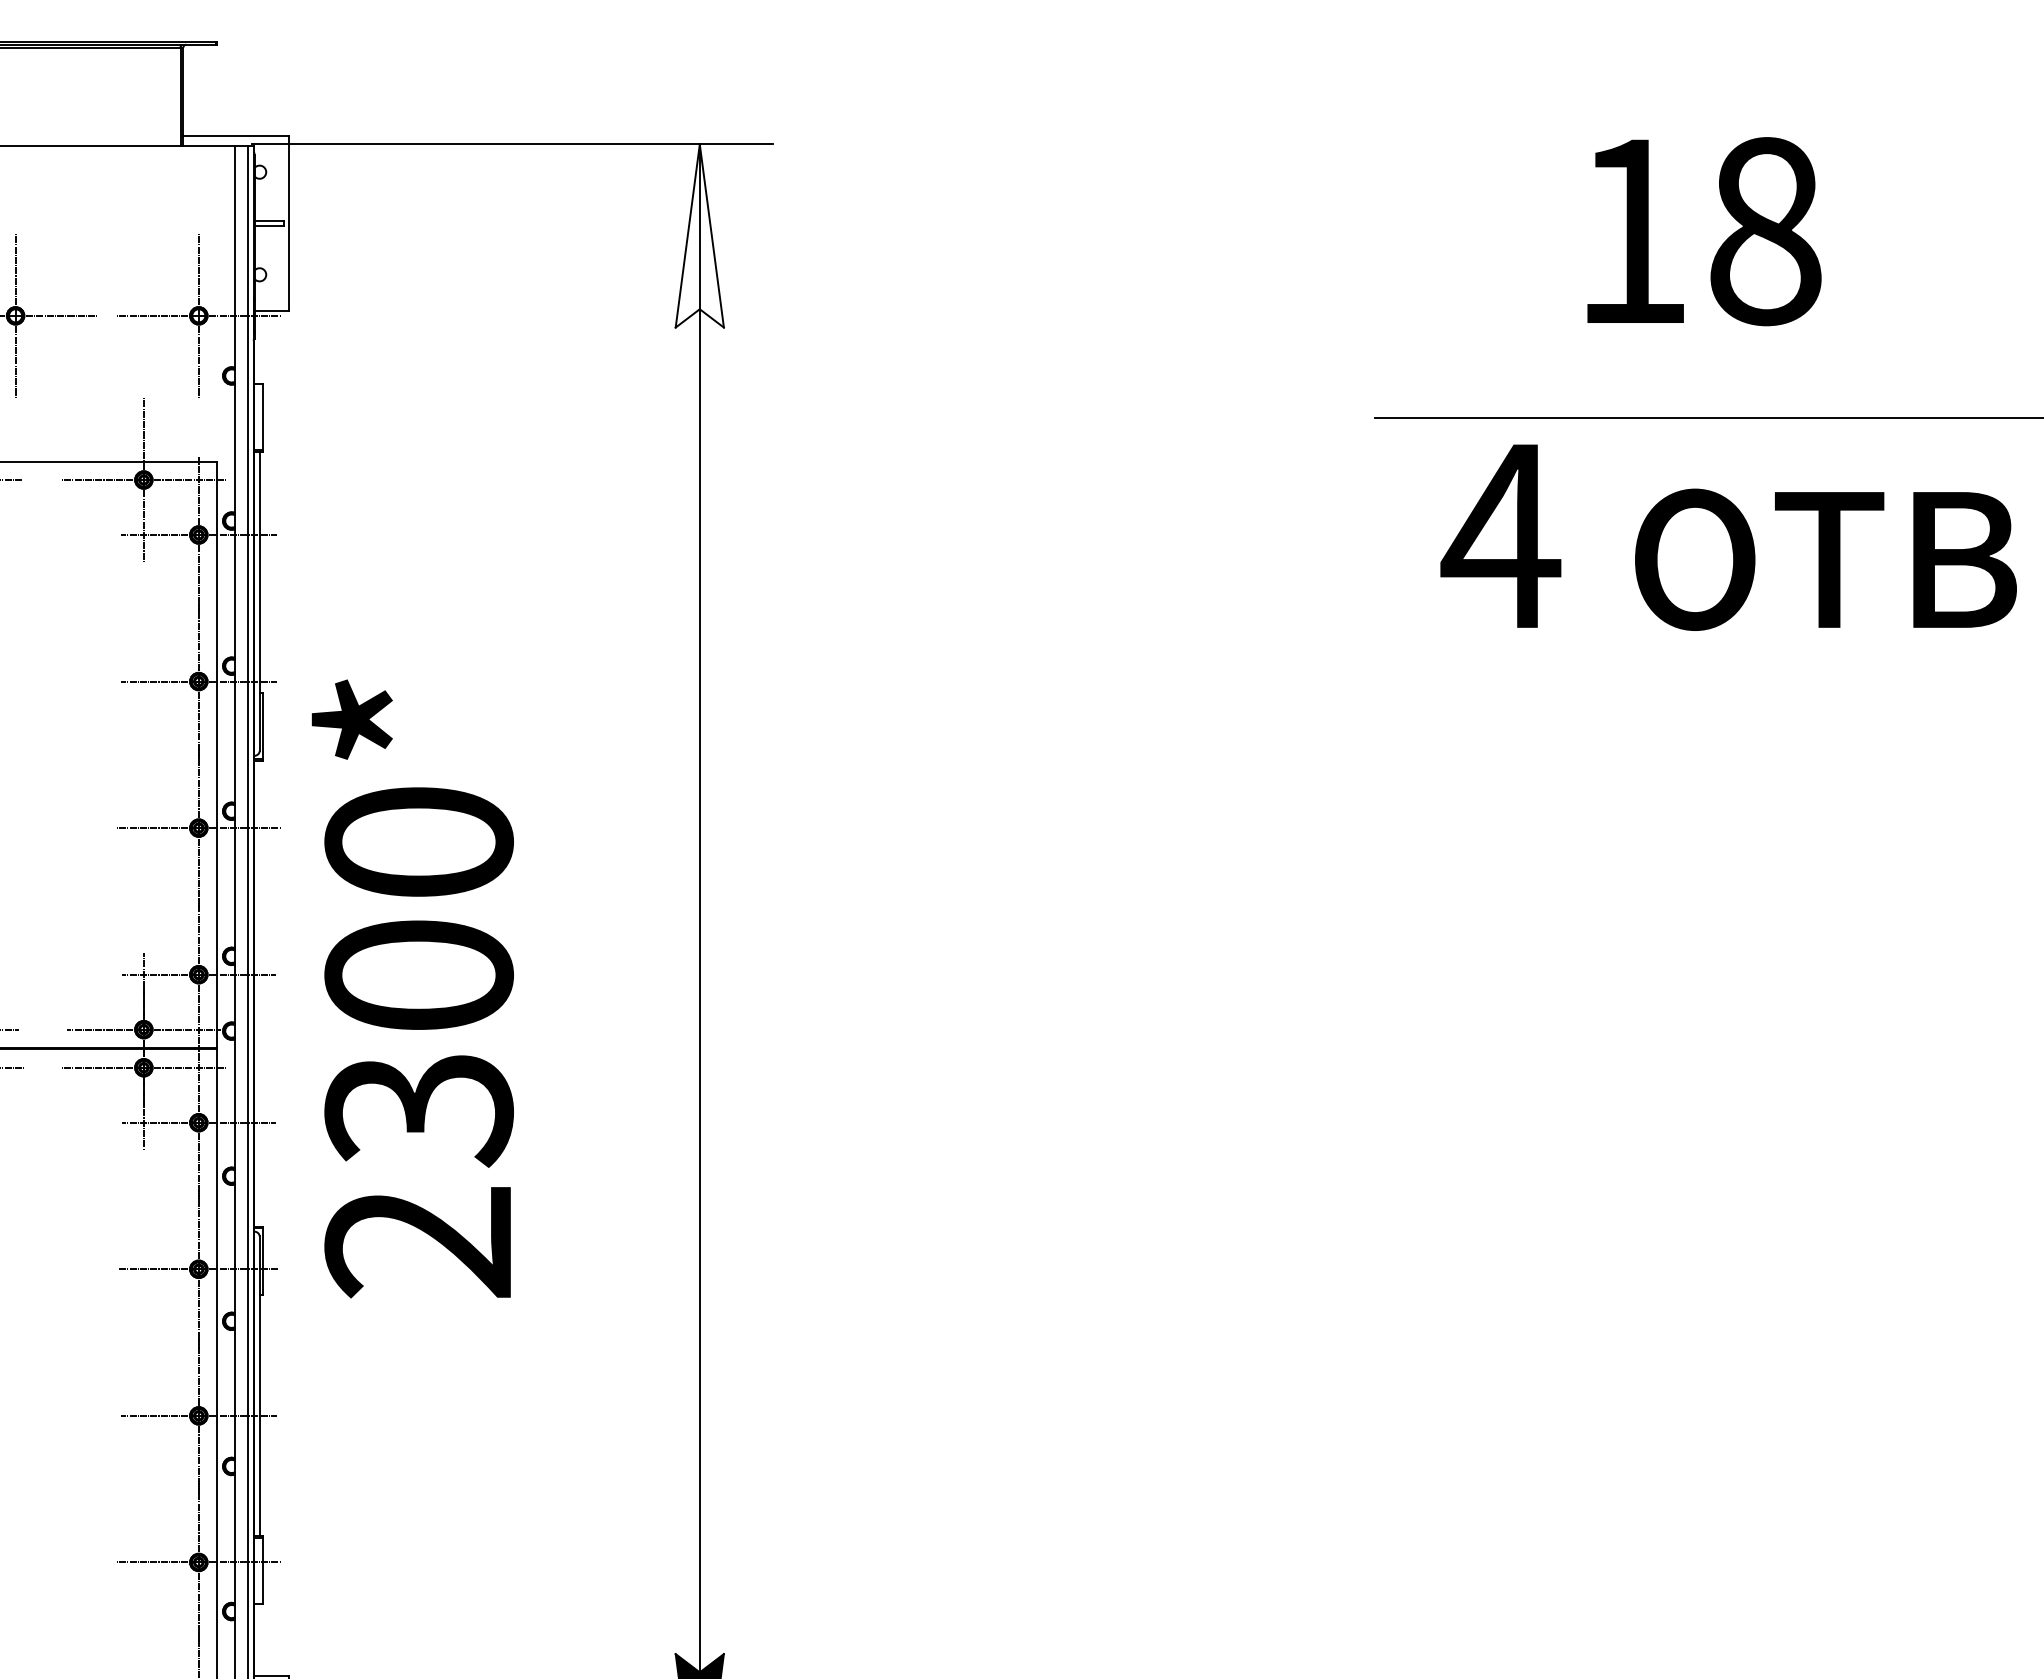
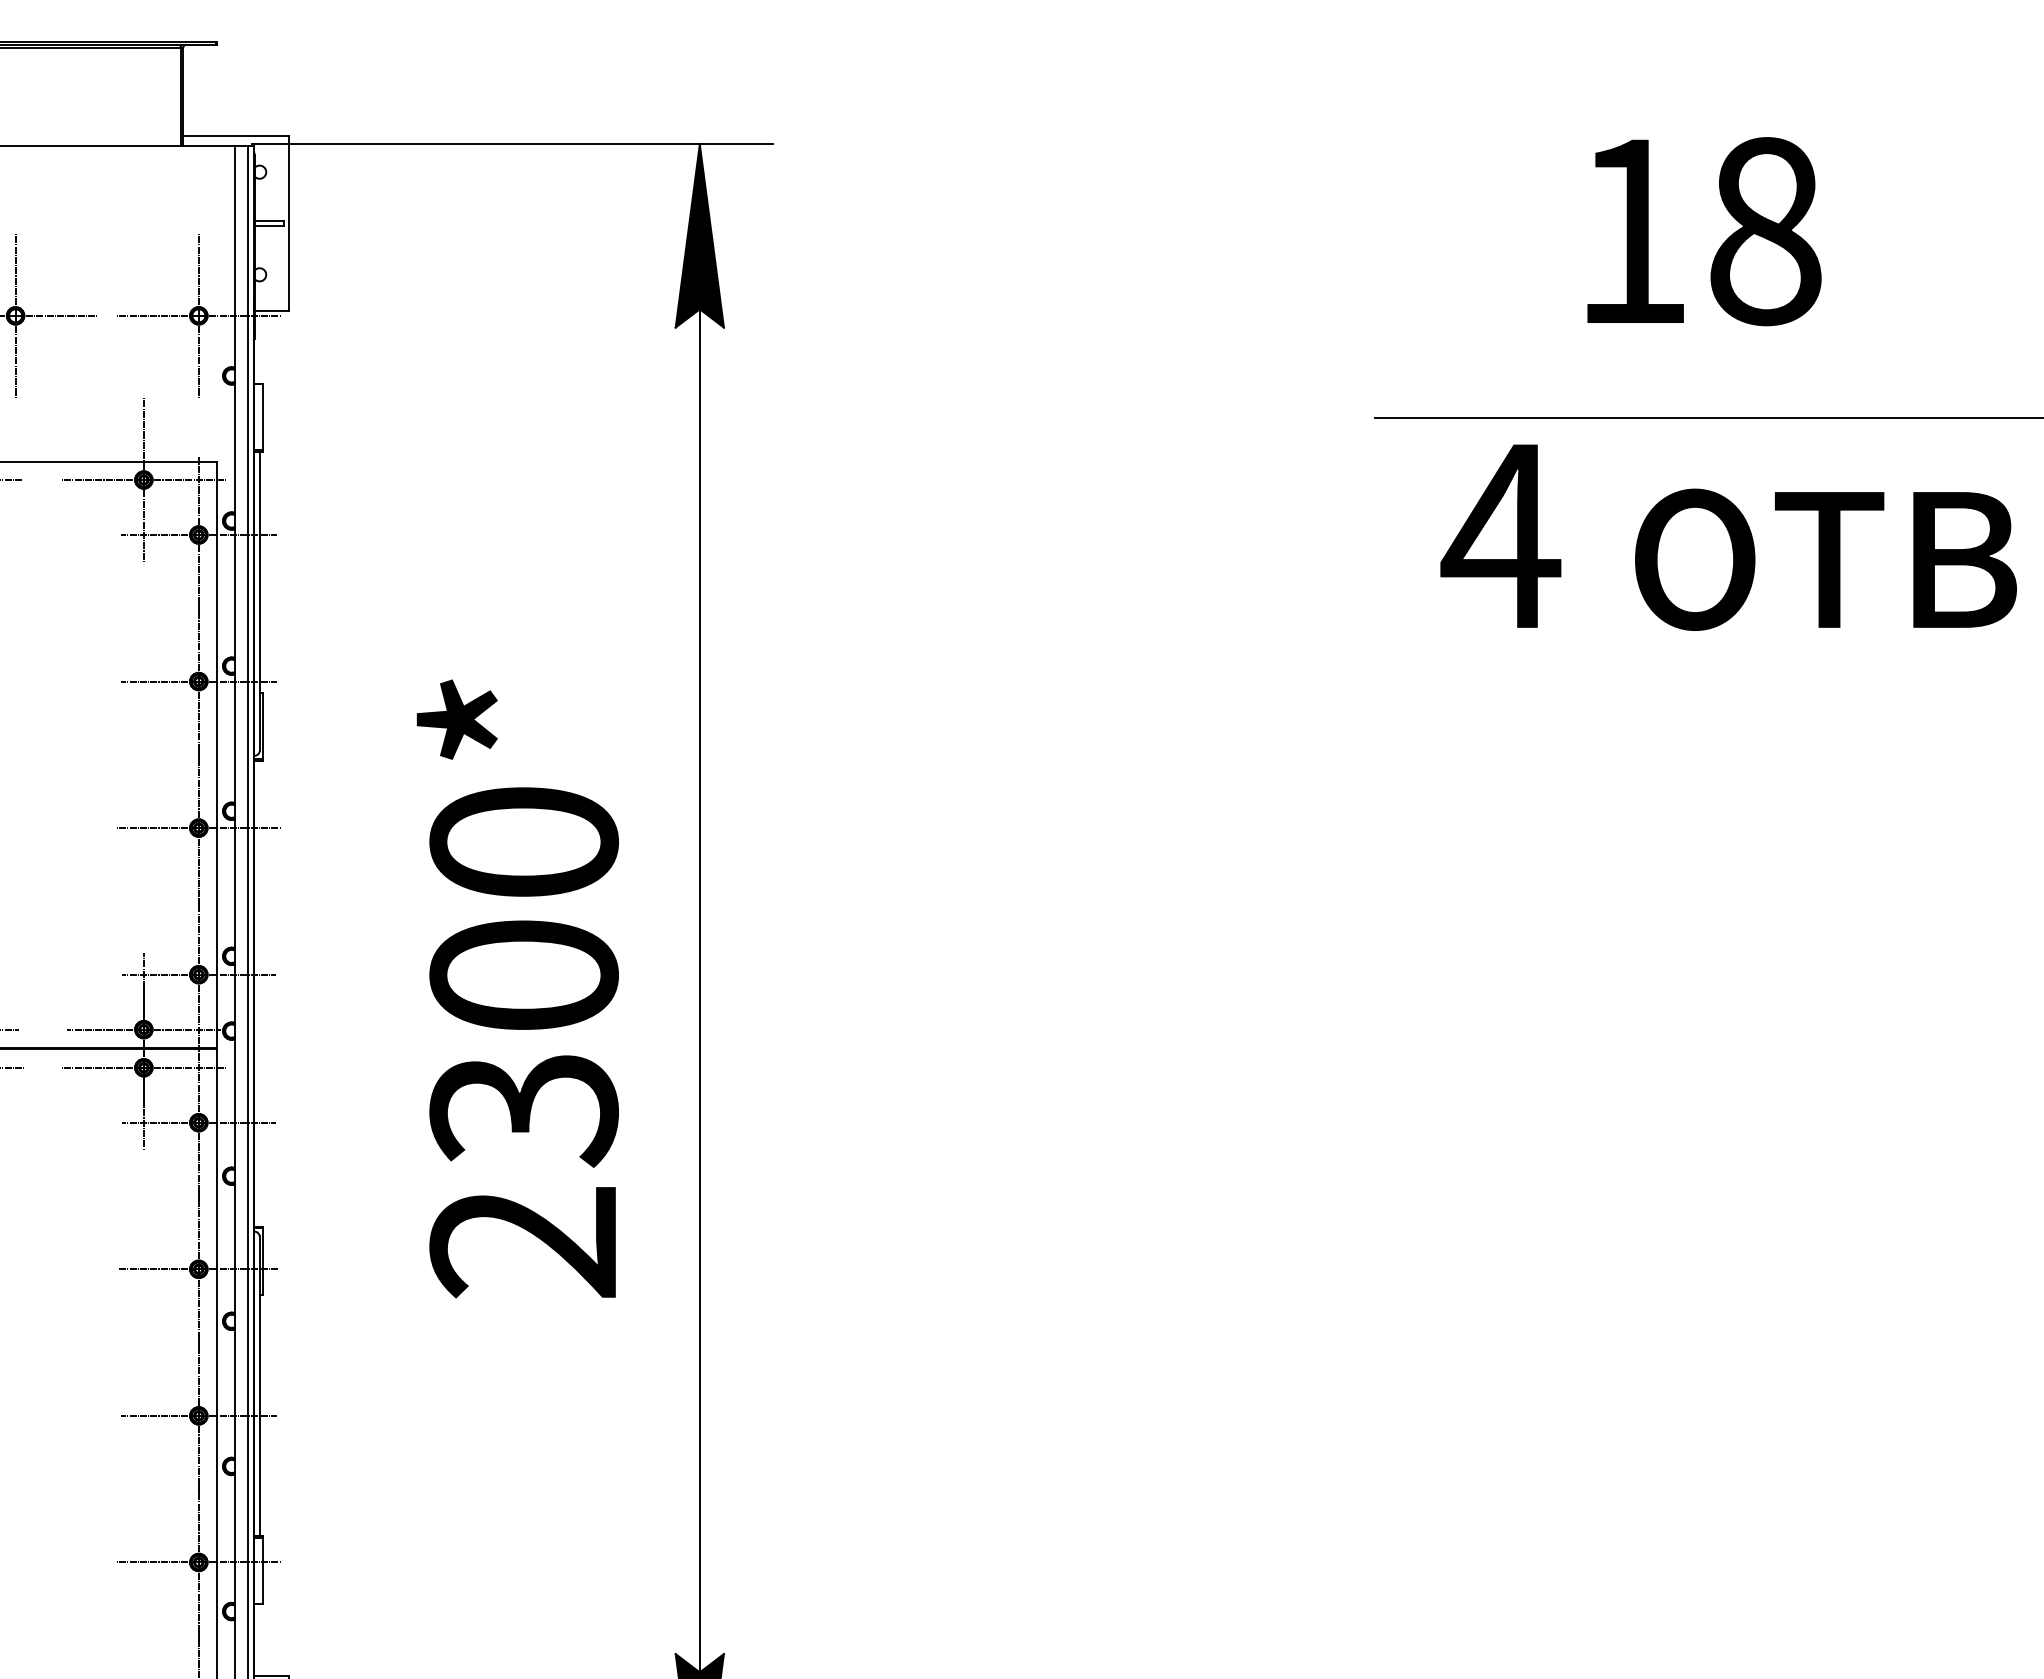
fill: none -> present (699, 235)
text position: (412, 988) -> (517, 988) (517, 988)
